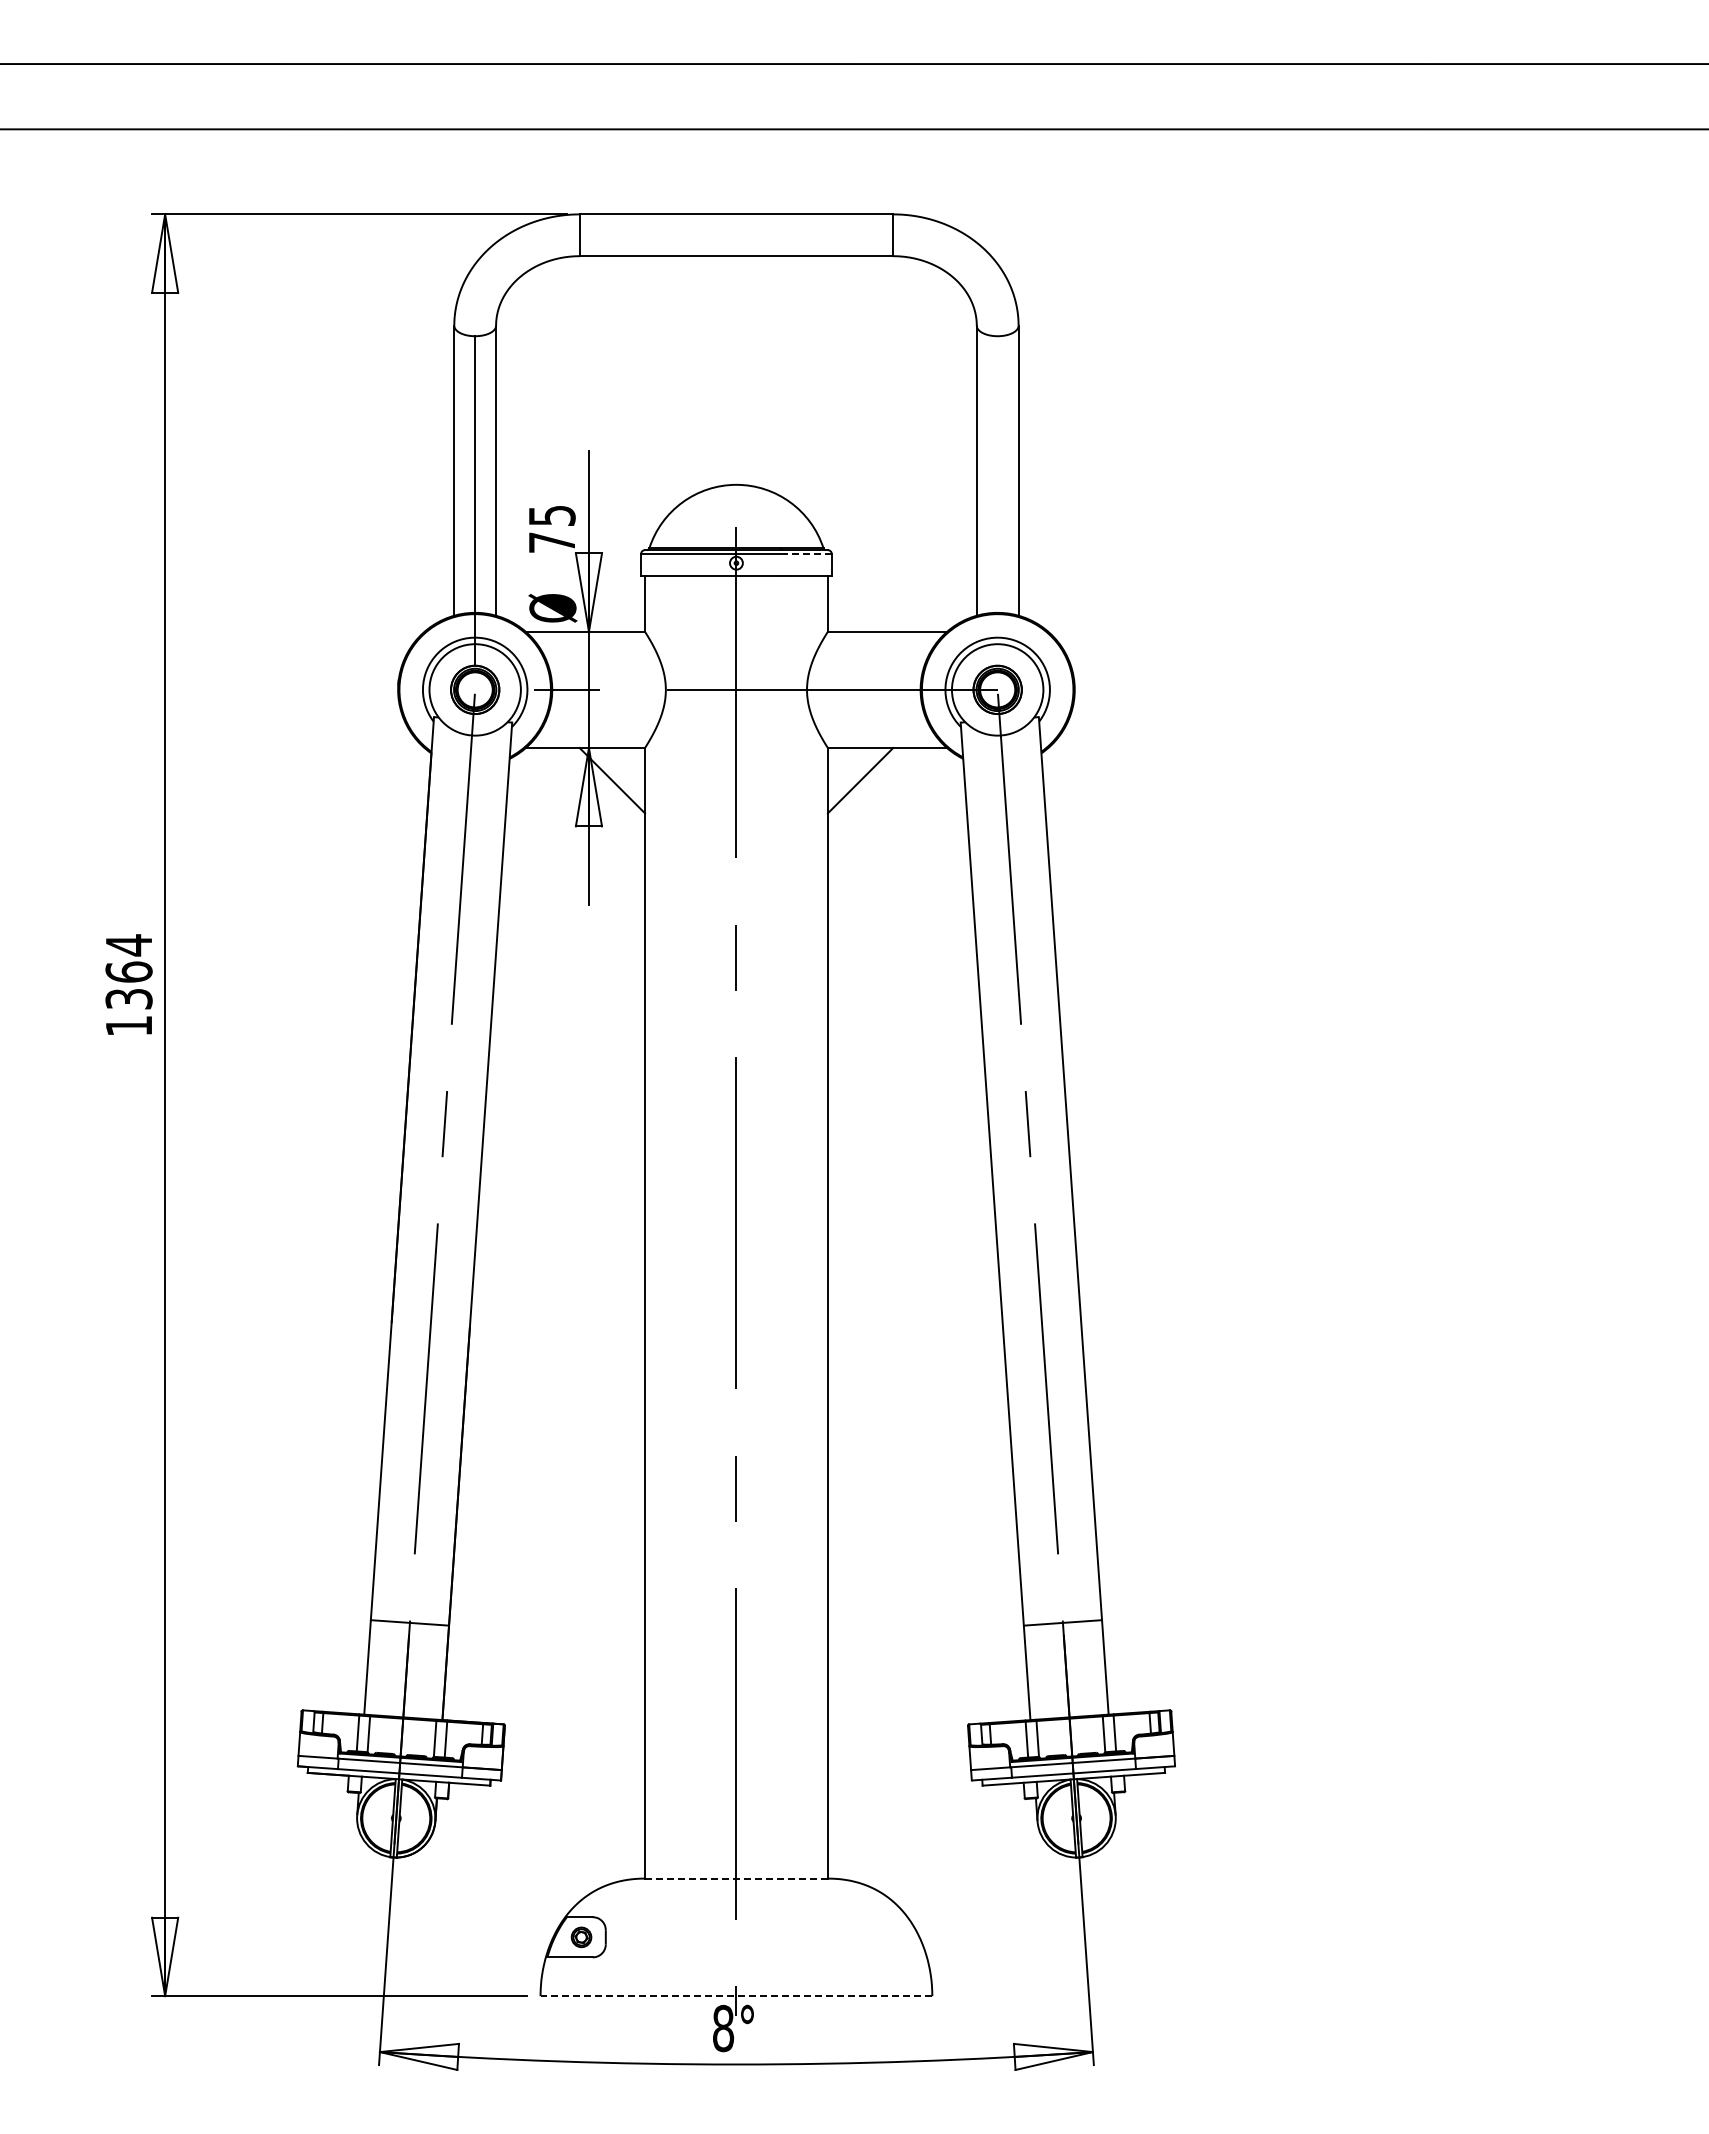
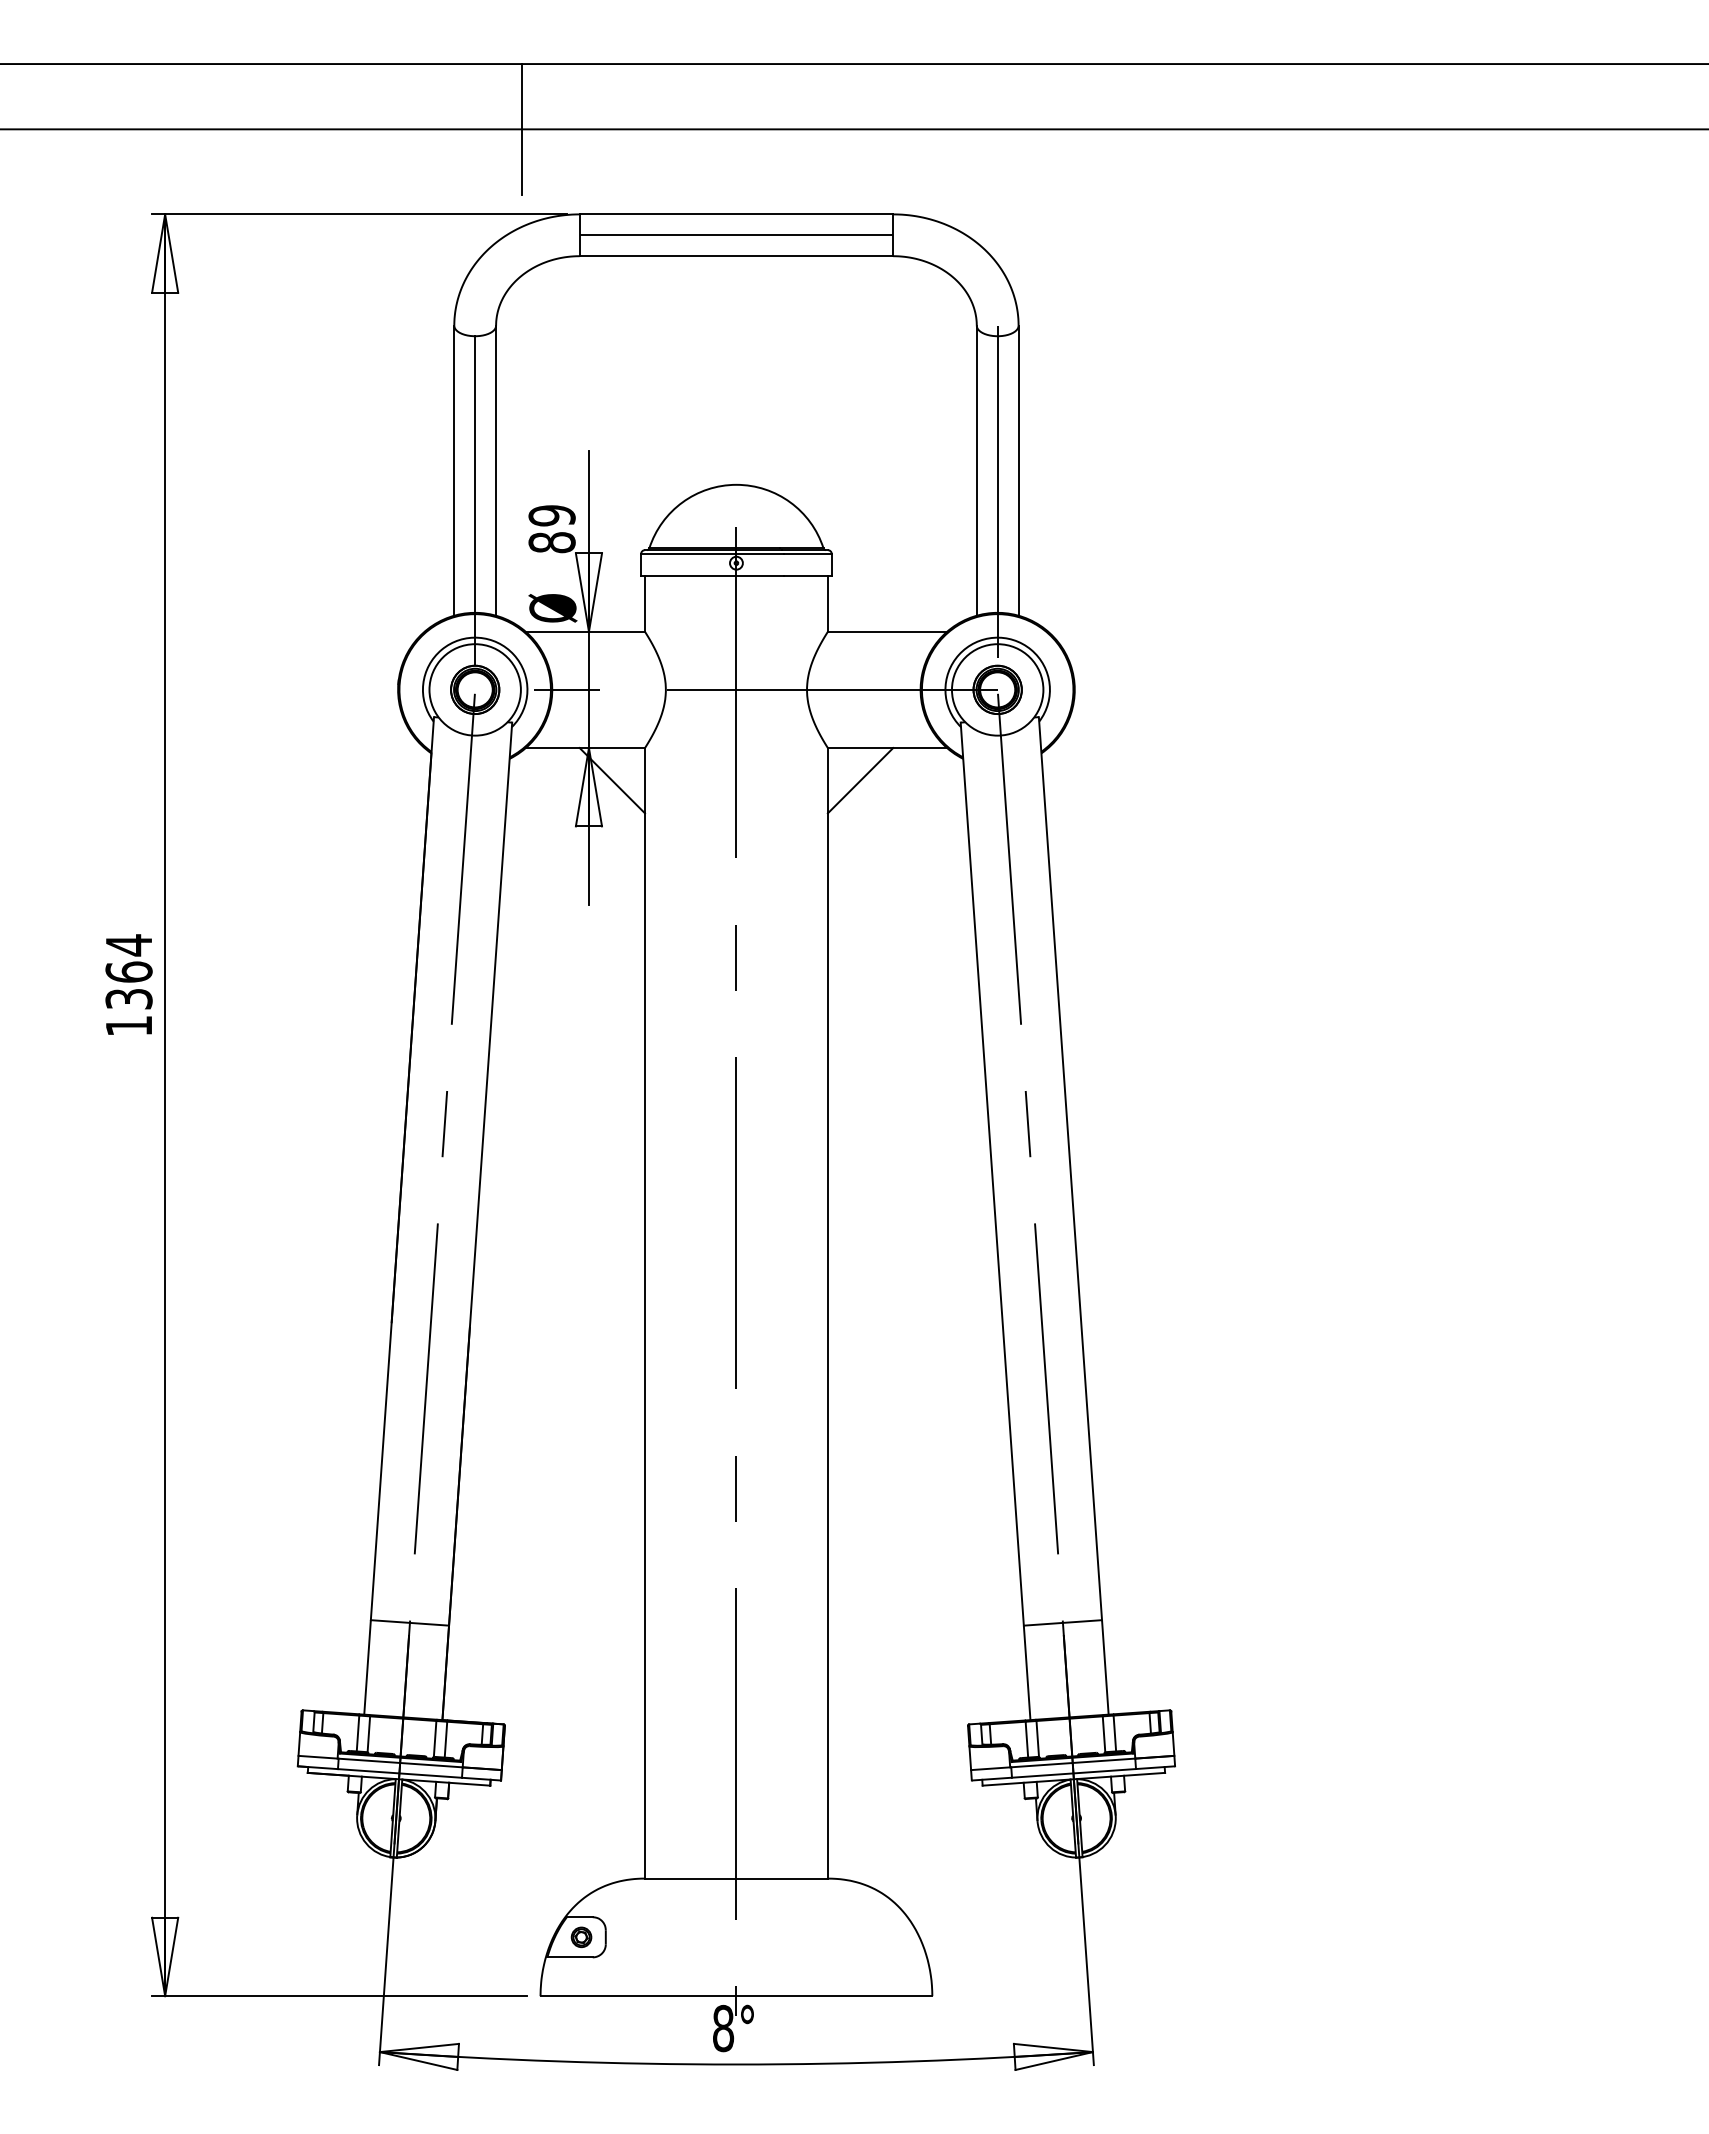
line: none -> present (521, 129)
line: none -> present (736, 235)
line: none -> present (997, 495)
text: 75 -> 89 (551, 529)
line: dashed -> solid (807, 554)
line: dashed -> solid (735, 1878)
line: dashed -> solid (736, 1996)
